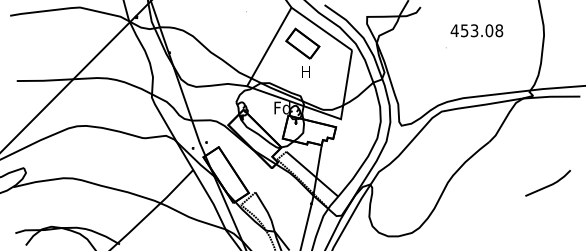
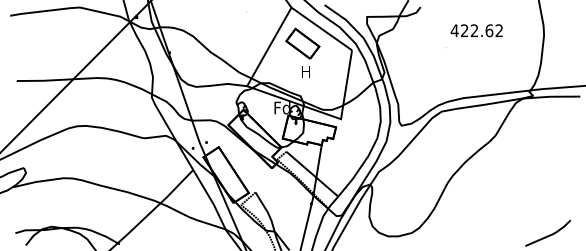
text: 453.08 -> 422.62 (482, 30)
line position: (547, 185) -> (547, 235) (547, 235)
